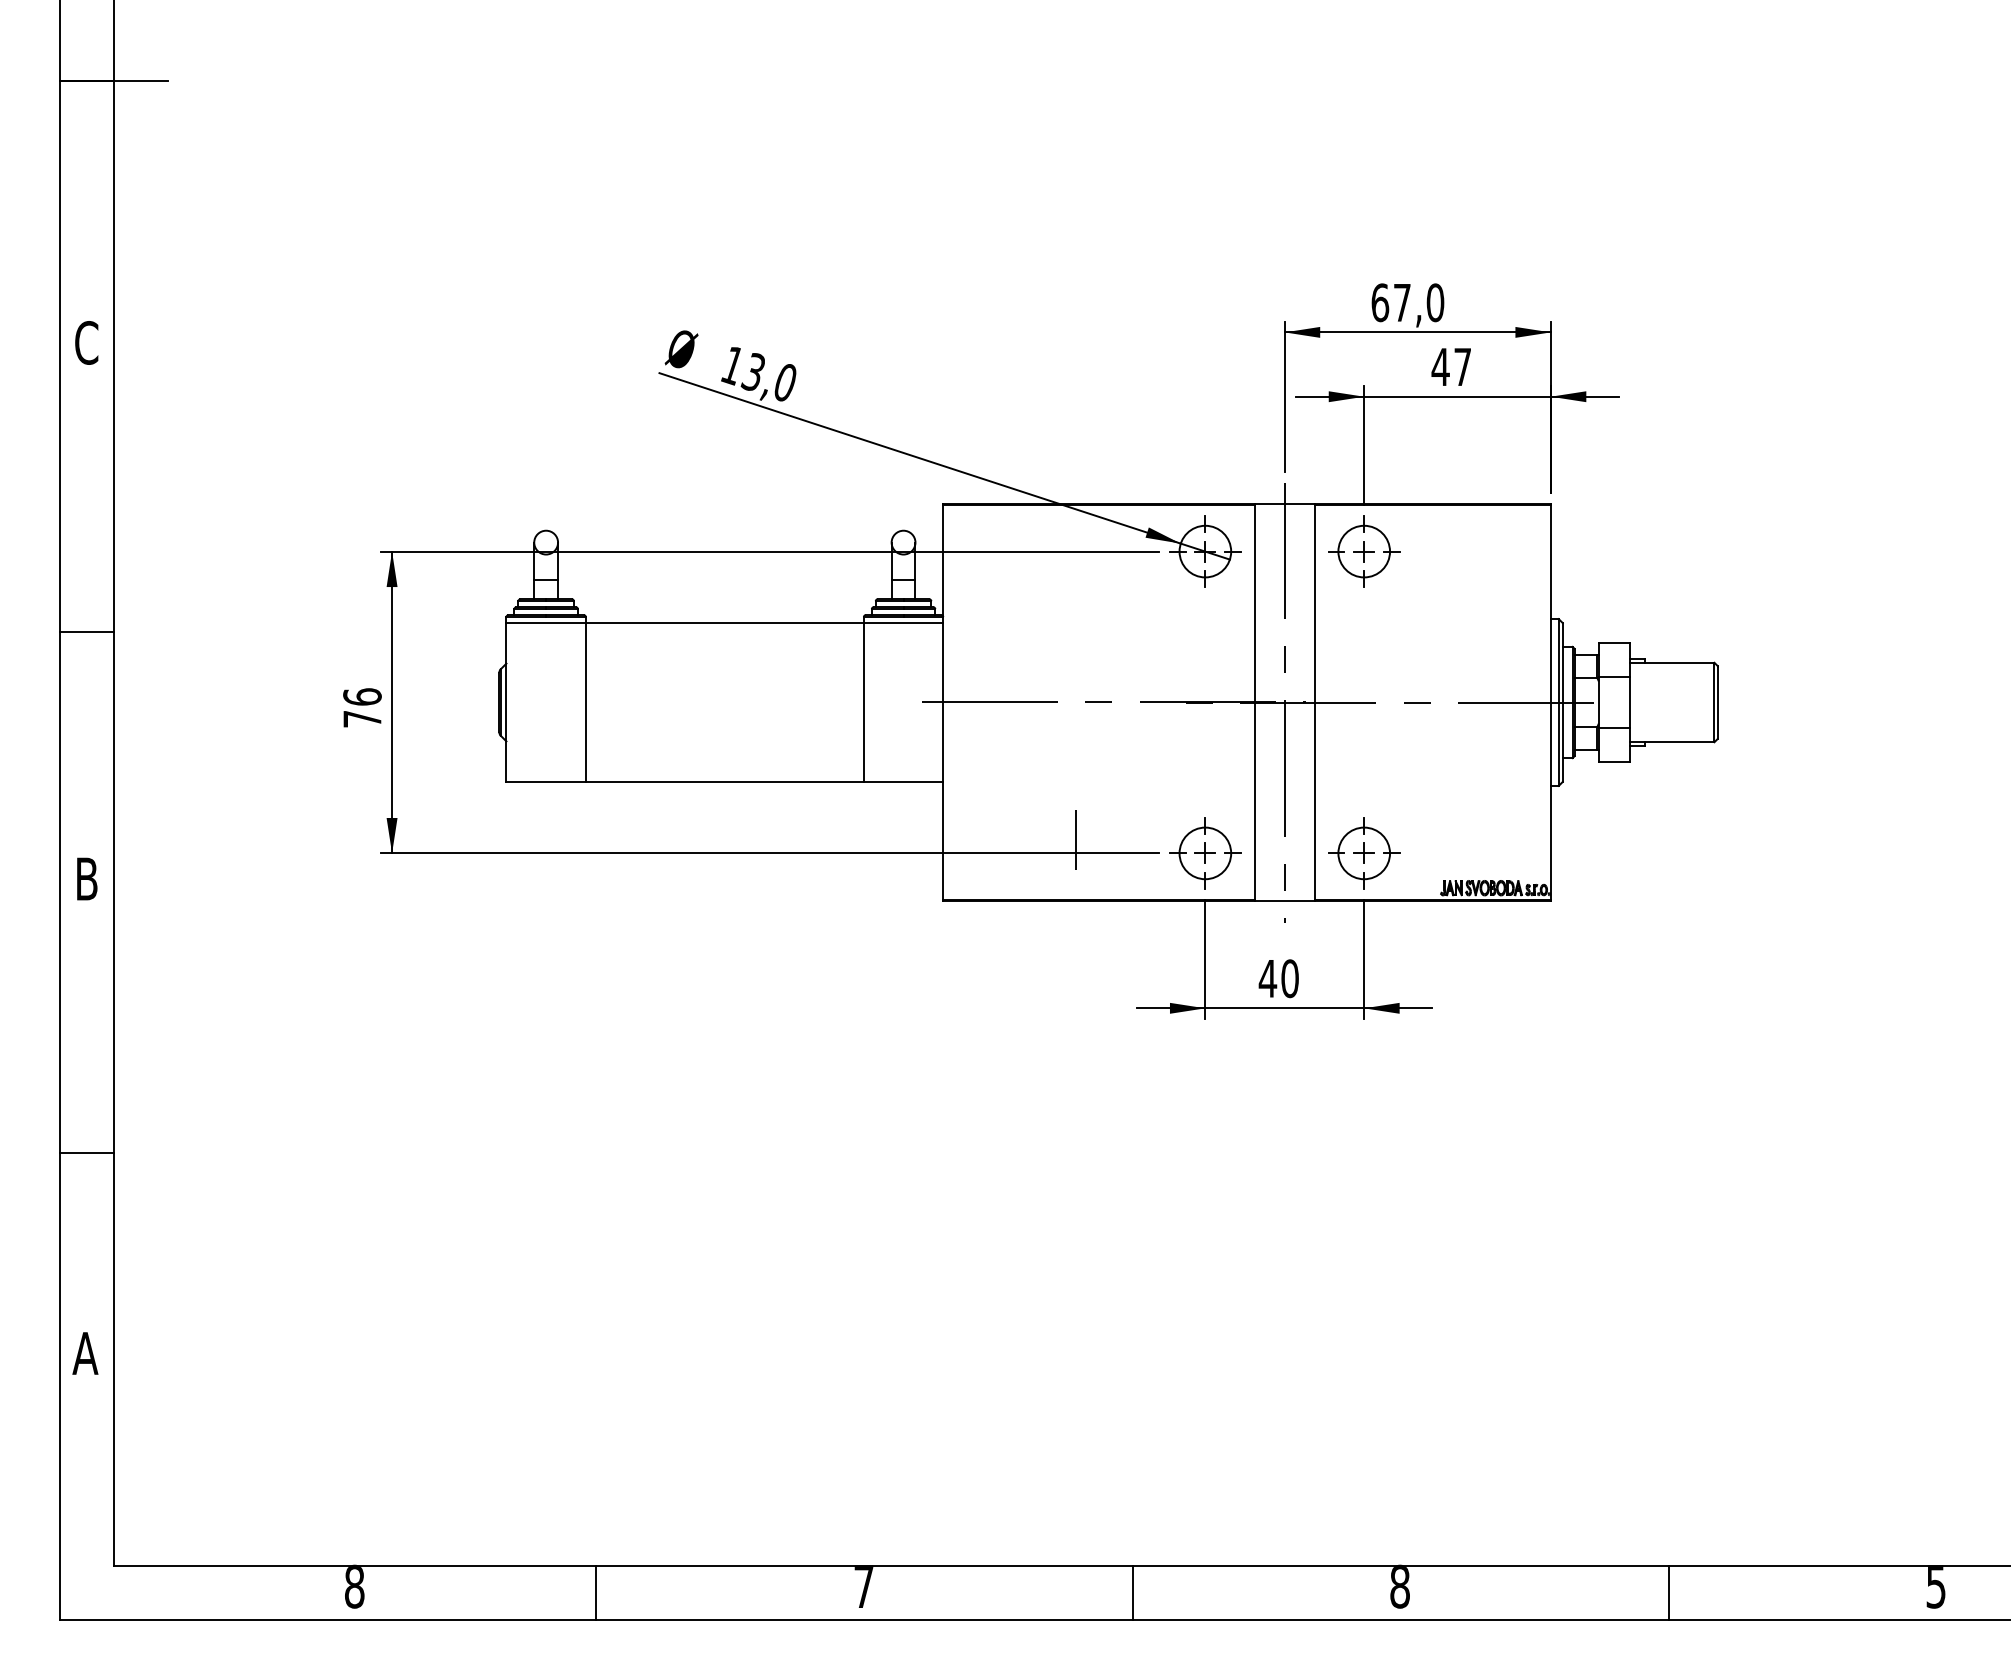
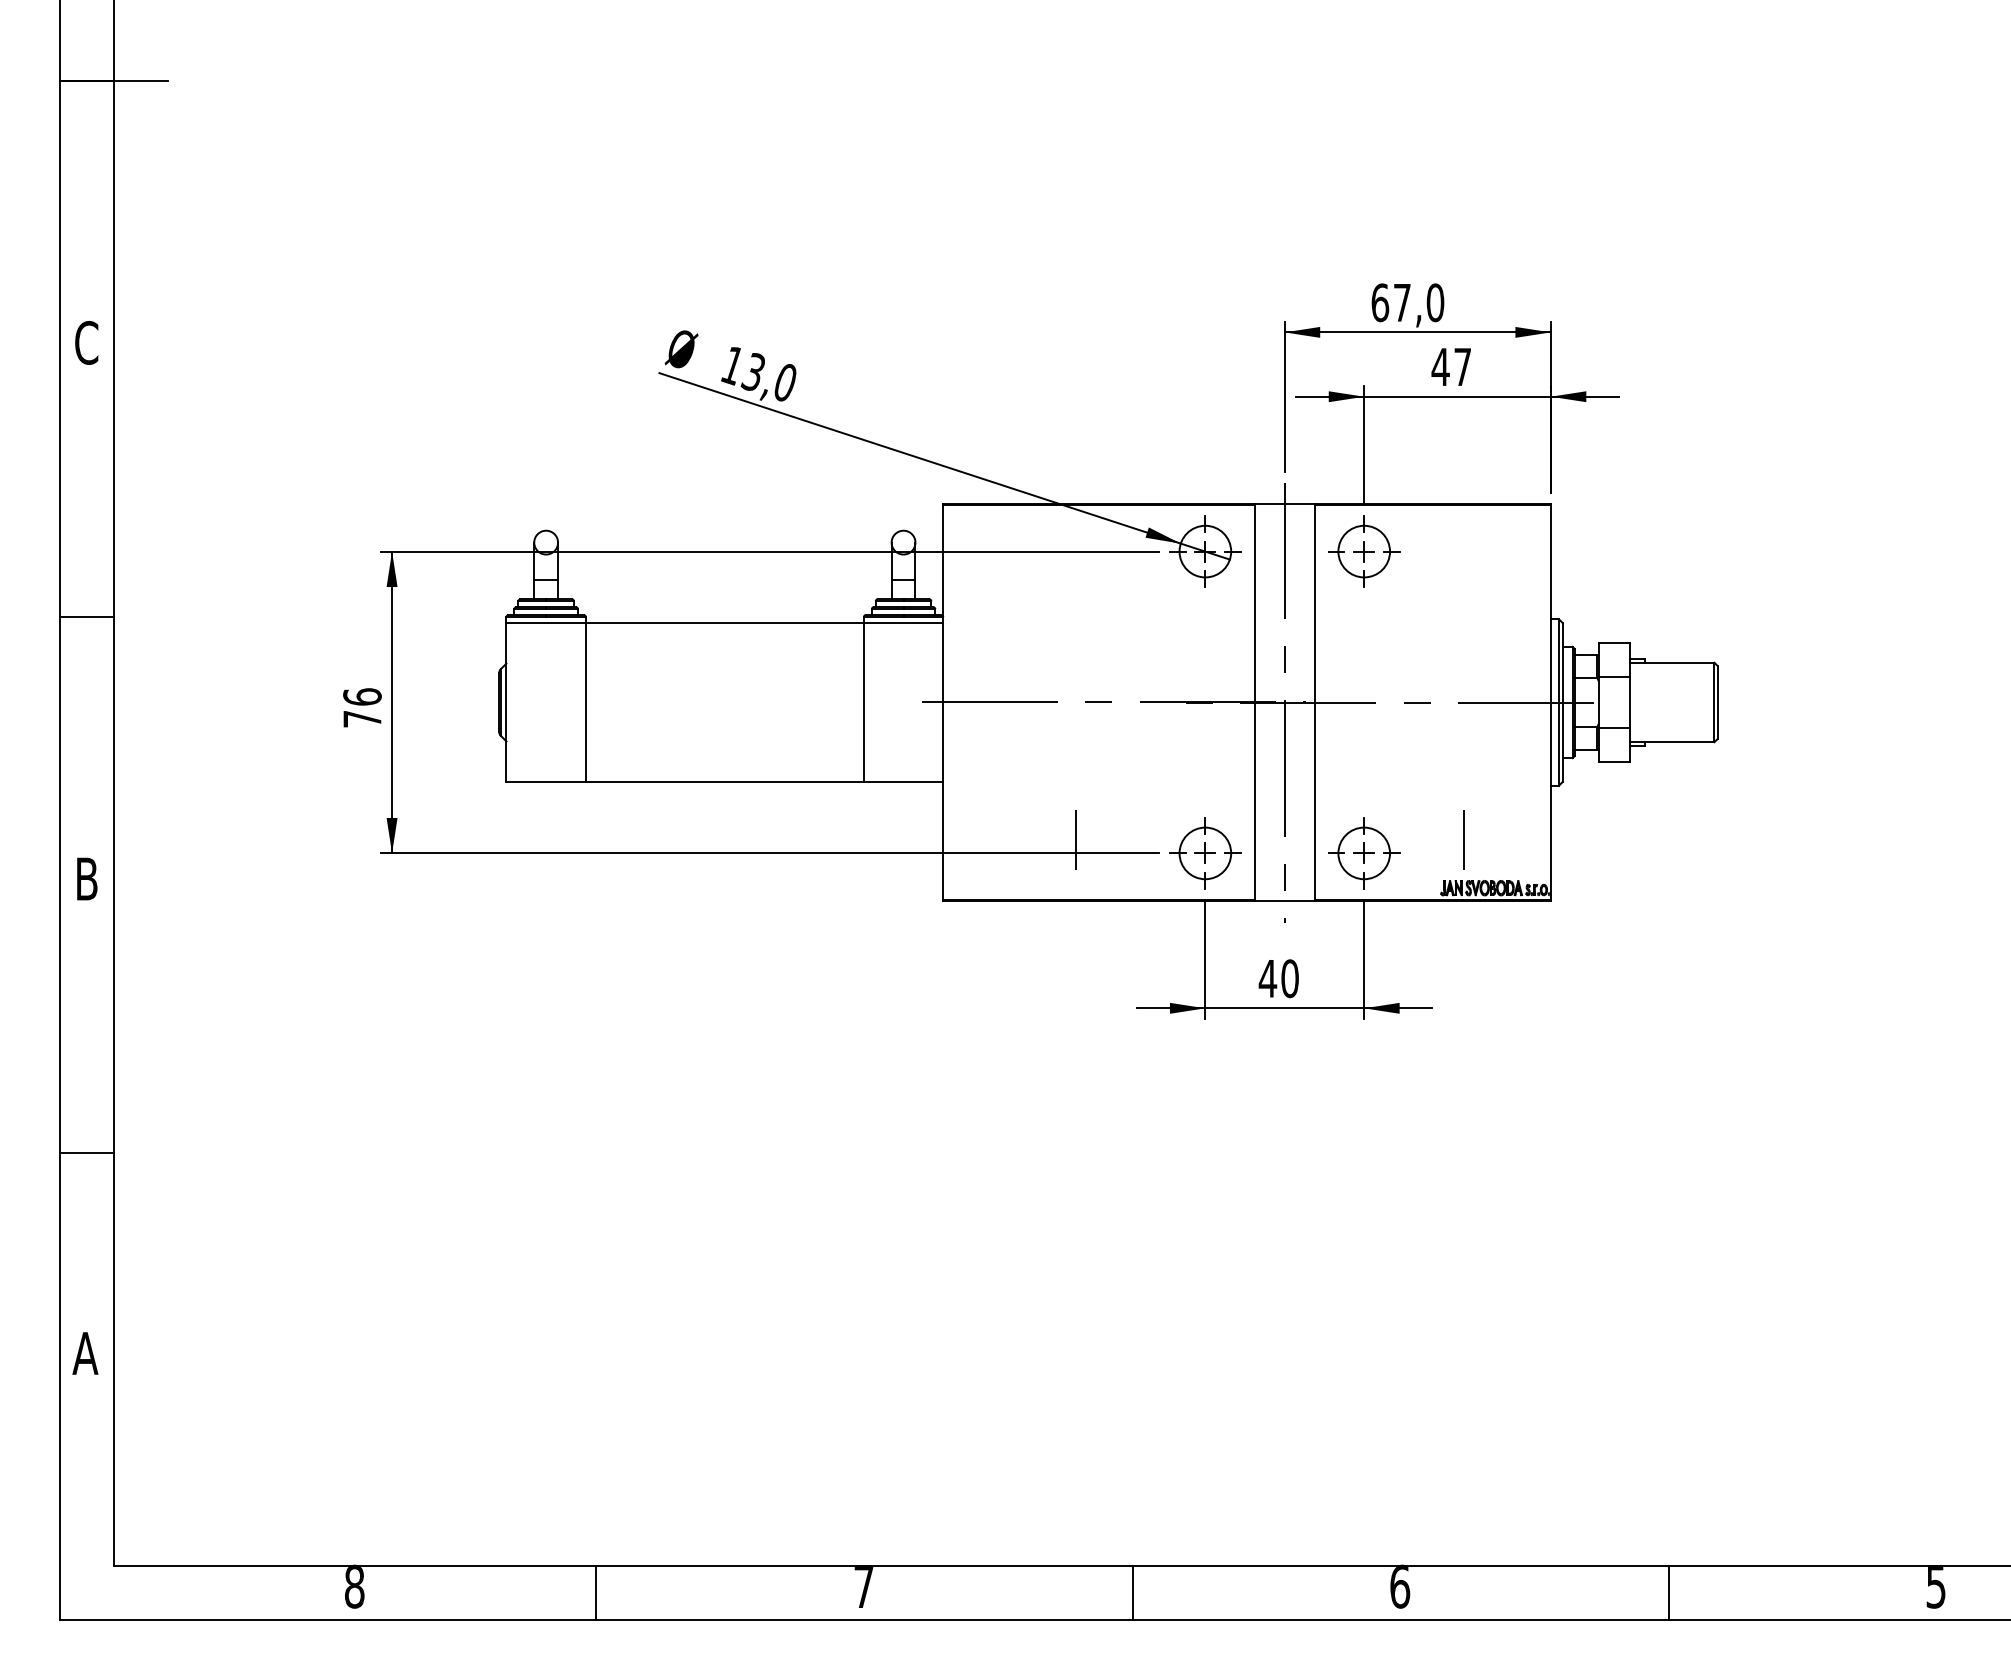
line position: (86, 632) -> (86, 617) (86, 617)
line: none -> present (1463, 839)
text: 8 -> 6 (1400, 1586)
